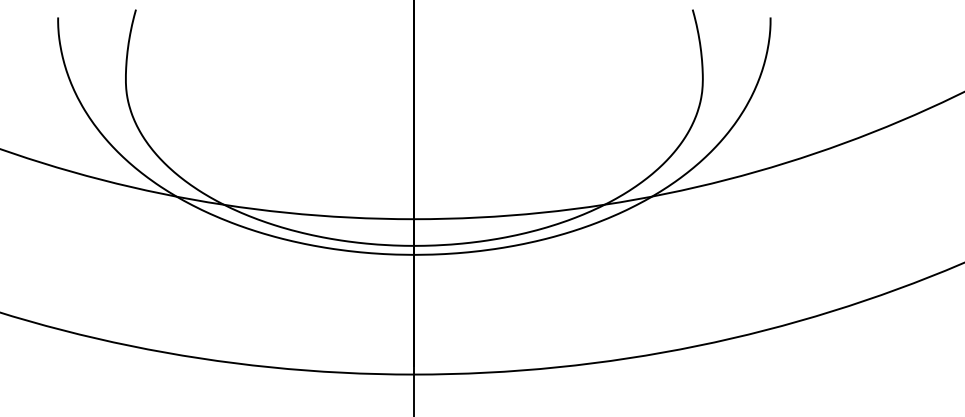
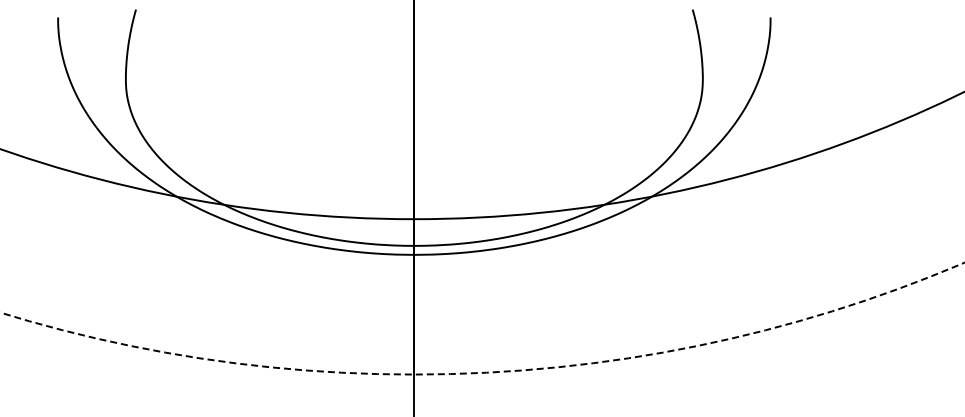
circle: solid -> dashed (482, 318)
